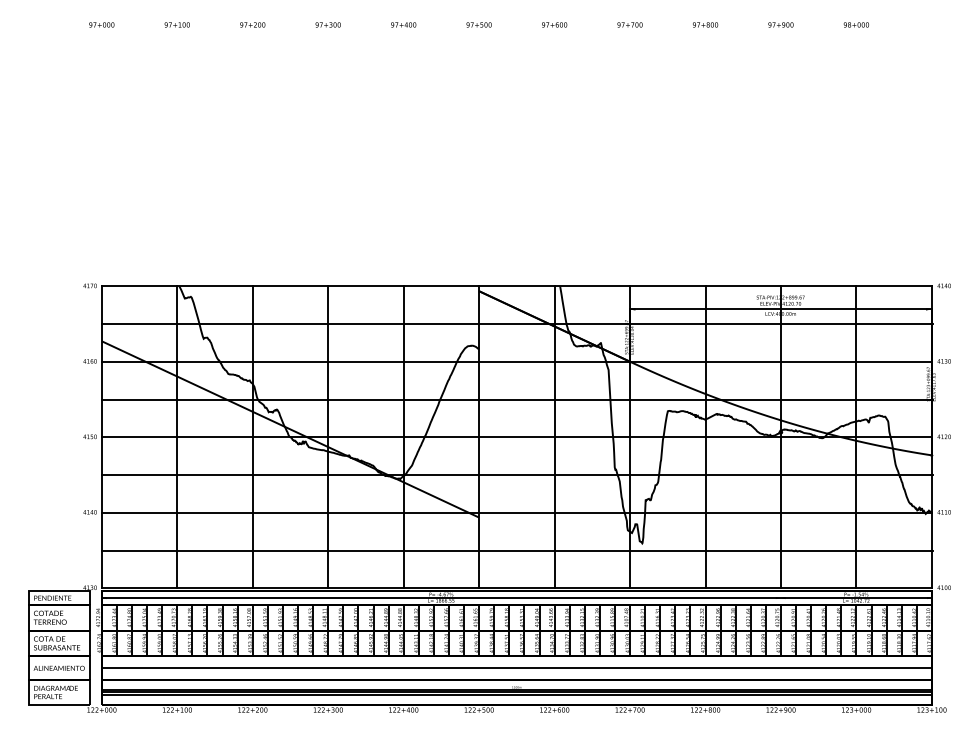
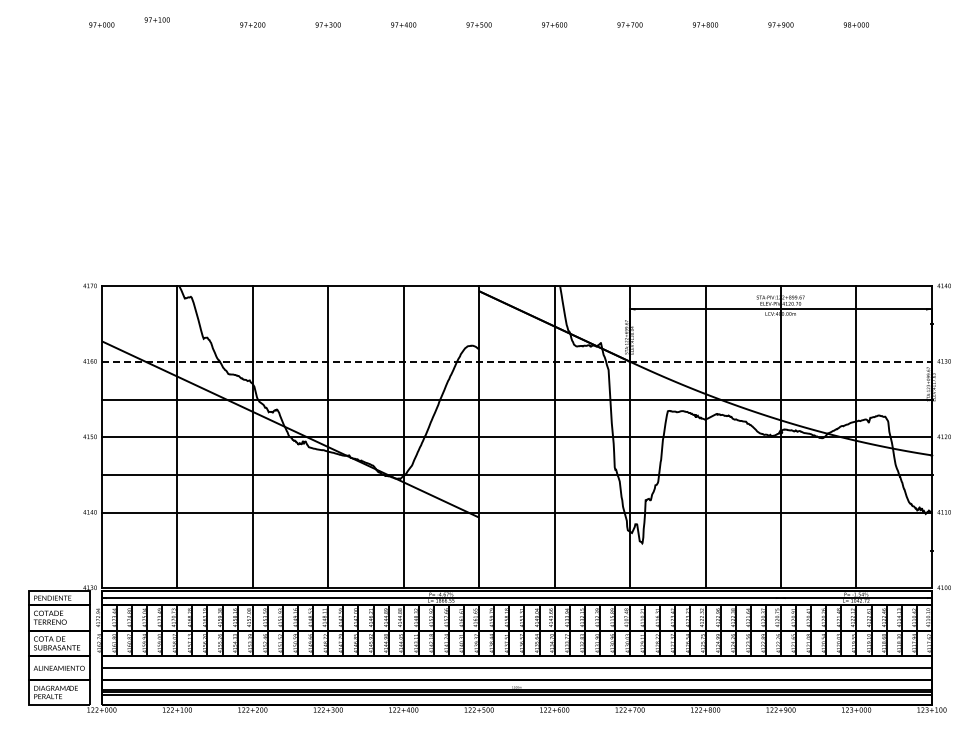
text position: (176, 24) -> (156, 19) (156, 19)
line: present -> none (516, 324)
line: solid -> dashed (517, 361)
line: present -> none (516, 550)
